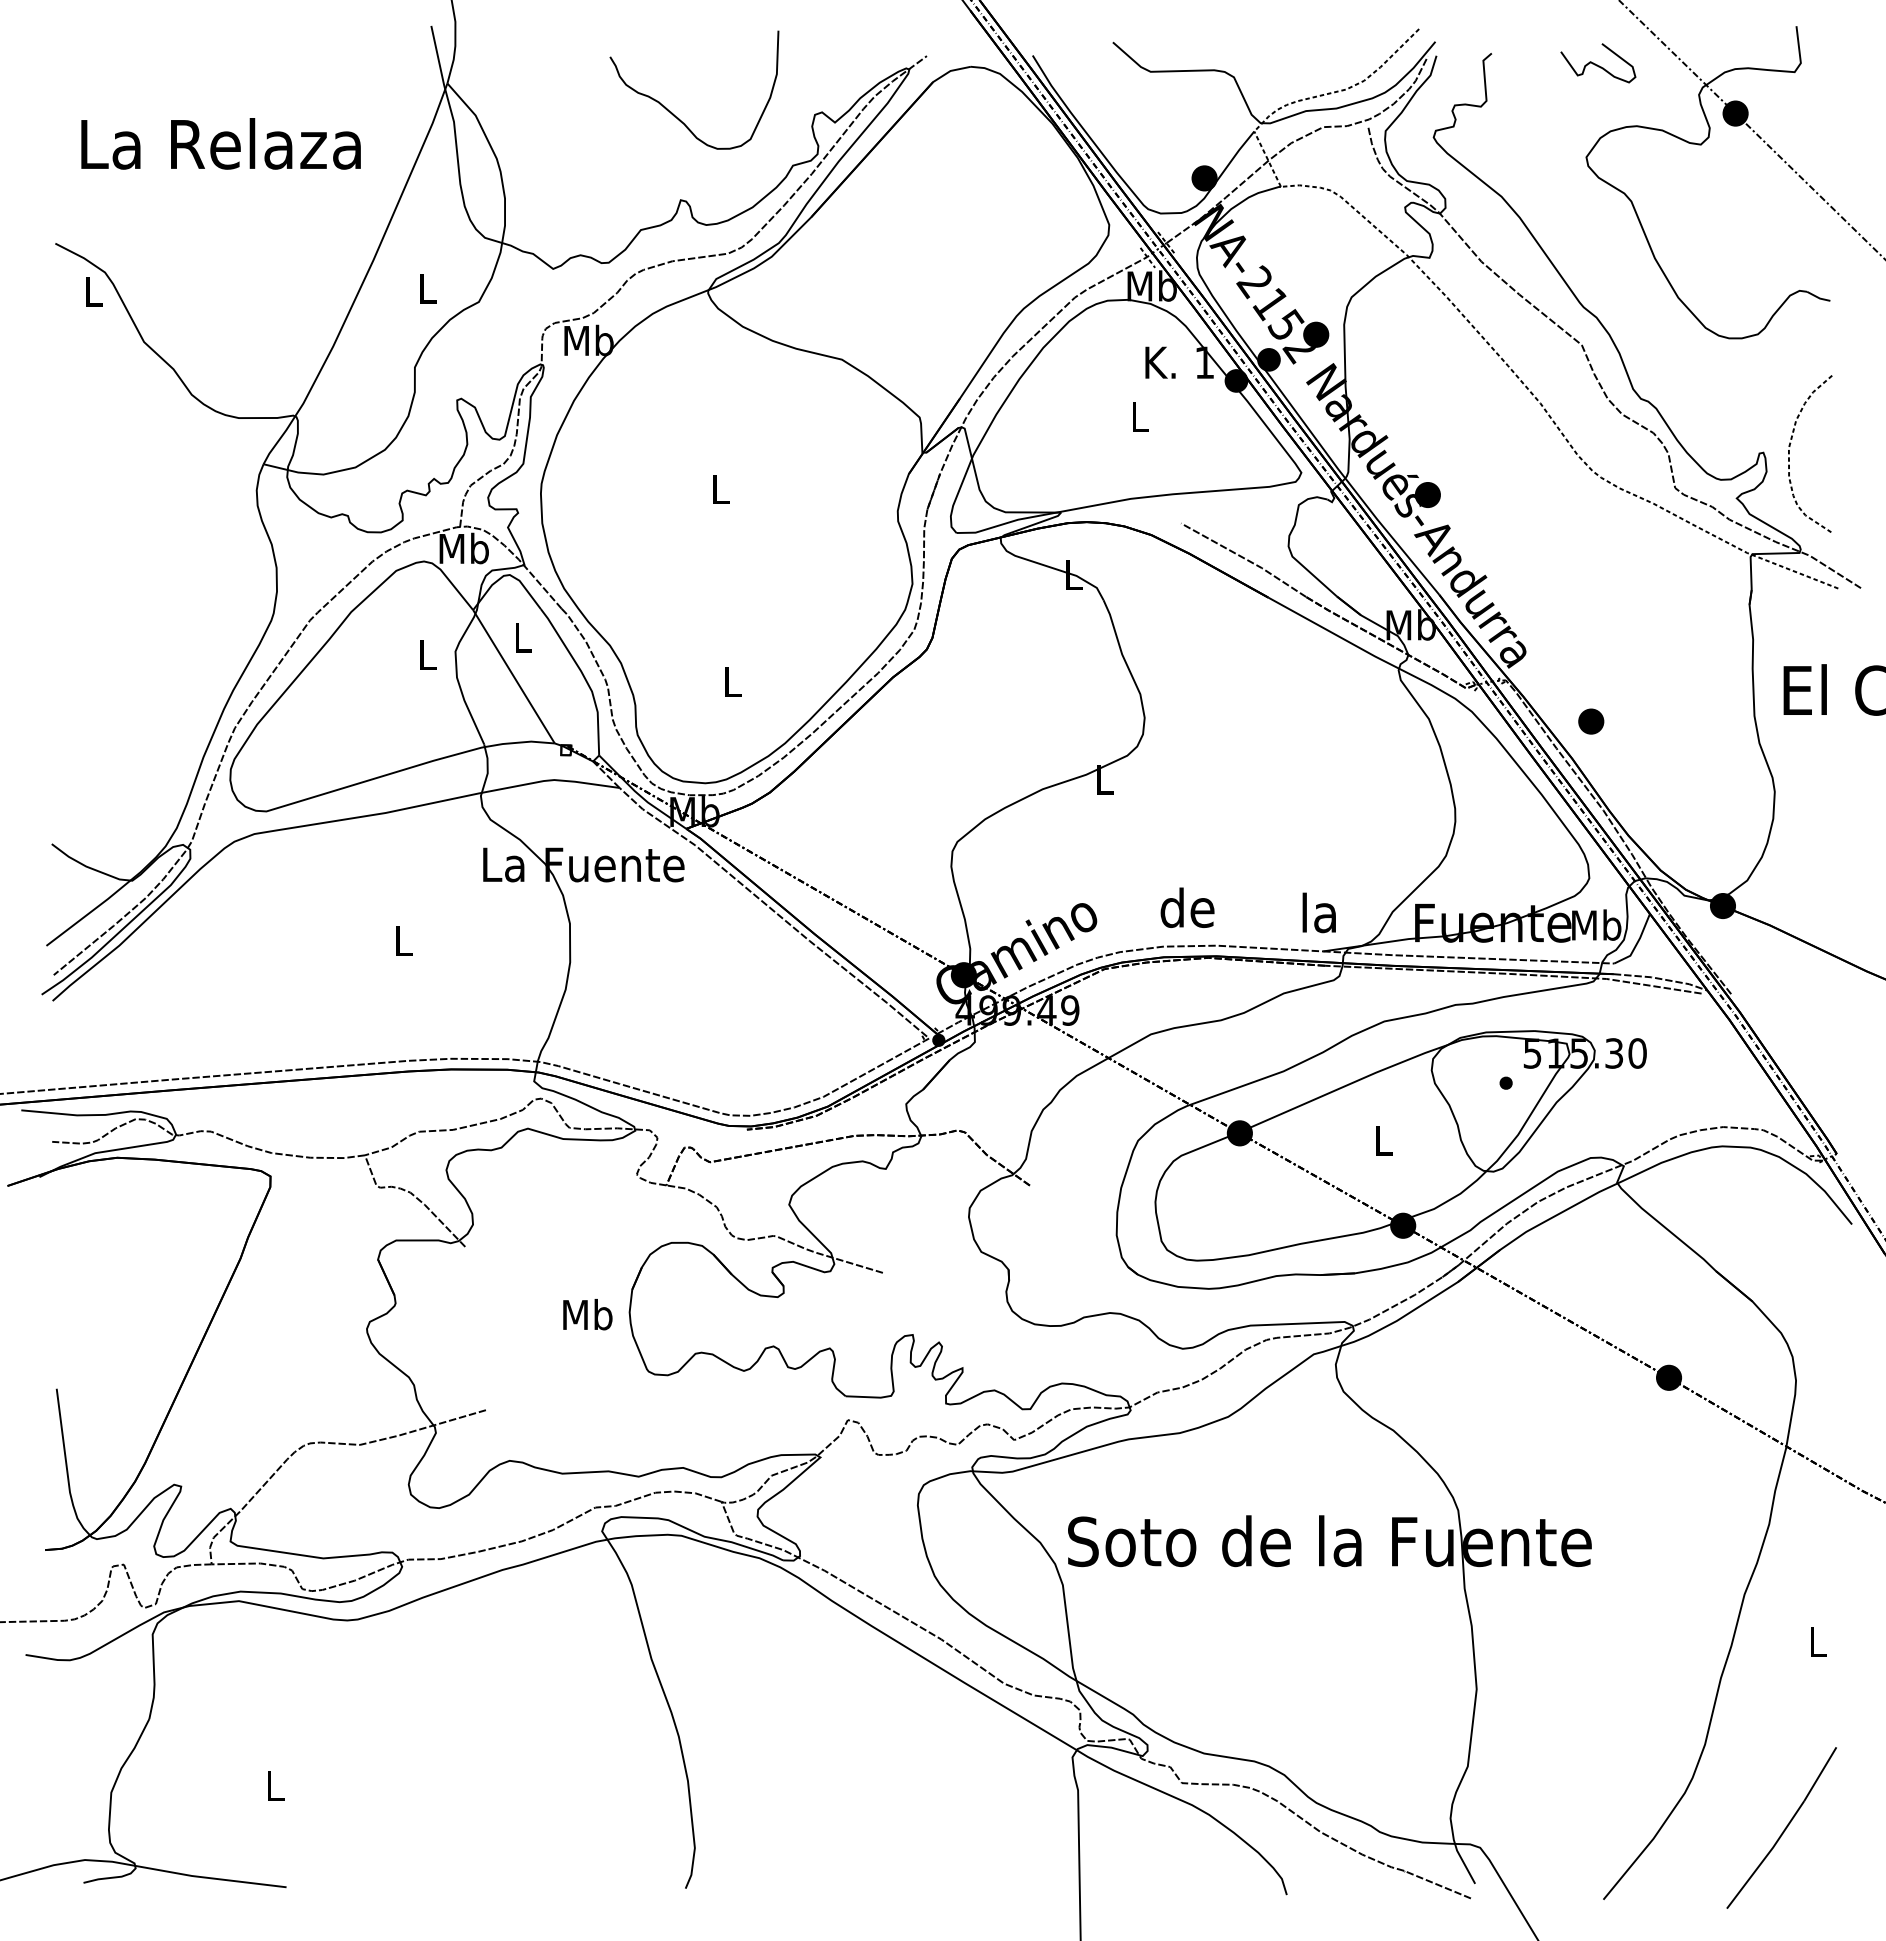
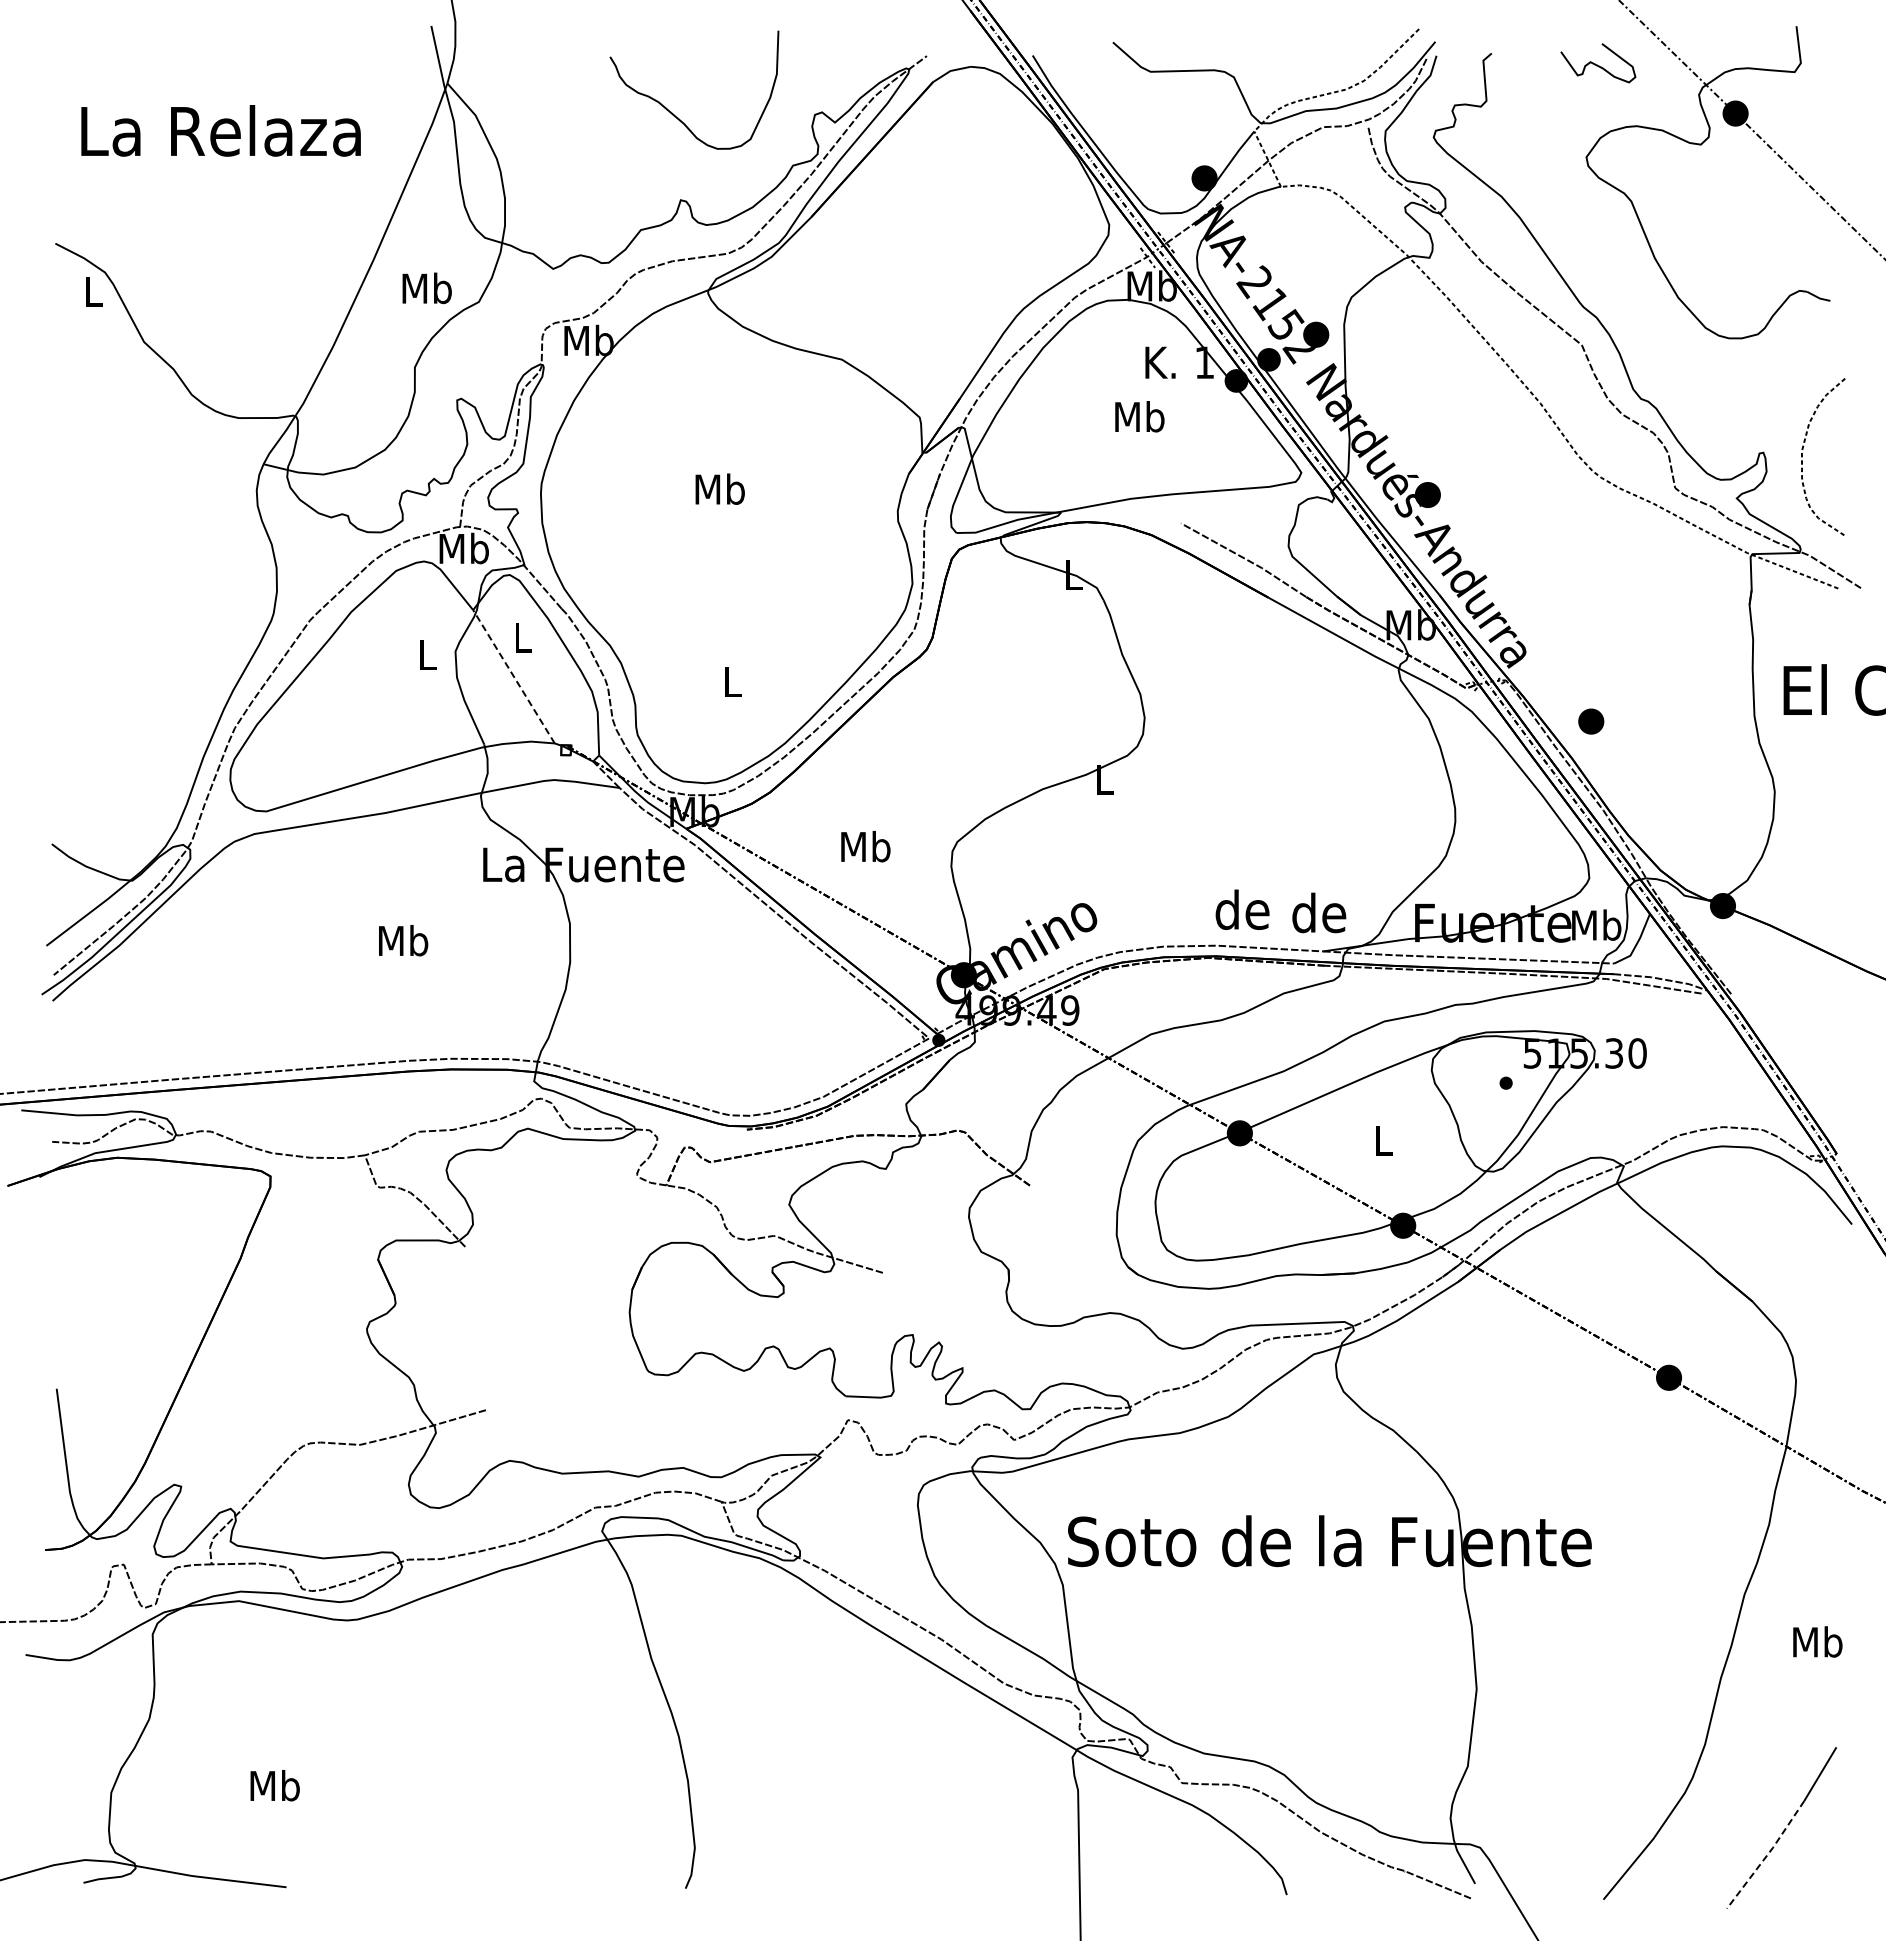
text position: (220, 143) -> (220, 130) (220, 130)
text: L -> Mb (426, 288)
text: L -> Mb (1139, 416)
curve position: (1789, 453) -> (1802, 456) (1802, 456)
text: L -> Mb (719, 488)
line: solid -> dashed (513, 676)
text position: (1187, 907) -> (1242, 909) (1242, 909)
text: la -> de (1319, 912)
text: L -> Mb (403, 940)
text position: (587, 1314) -> (865, 846) (865, 846)
text: L -> Mb (1817, 1641)
text: L -> Mb (274, 1785)
line: solid -> dashed (1767, 1855)
